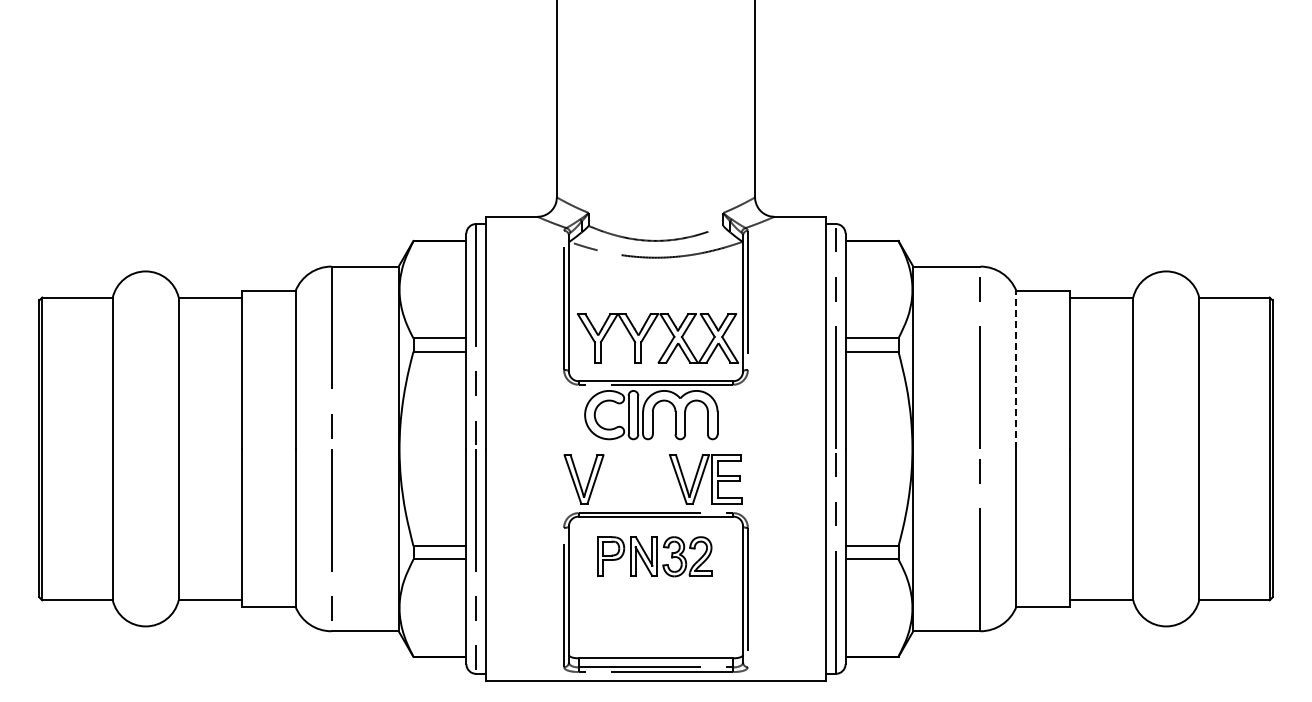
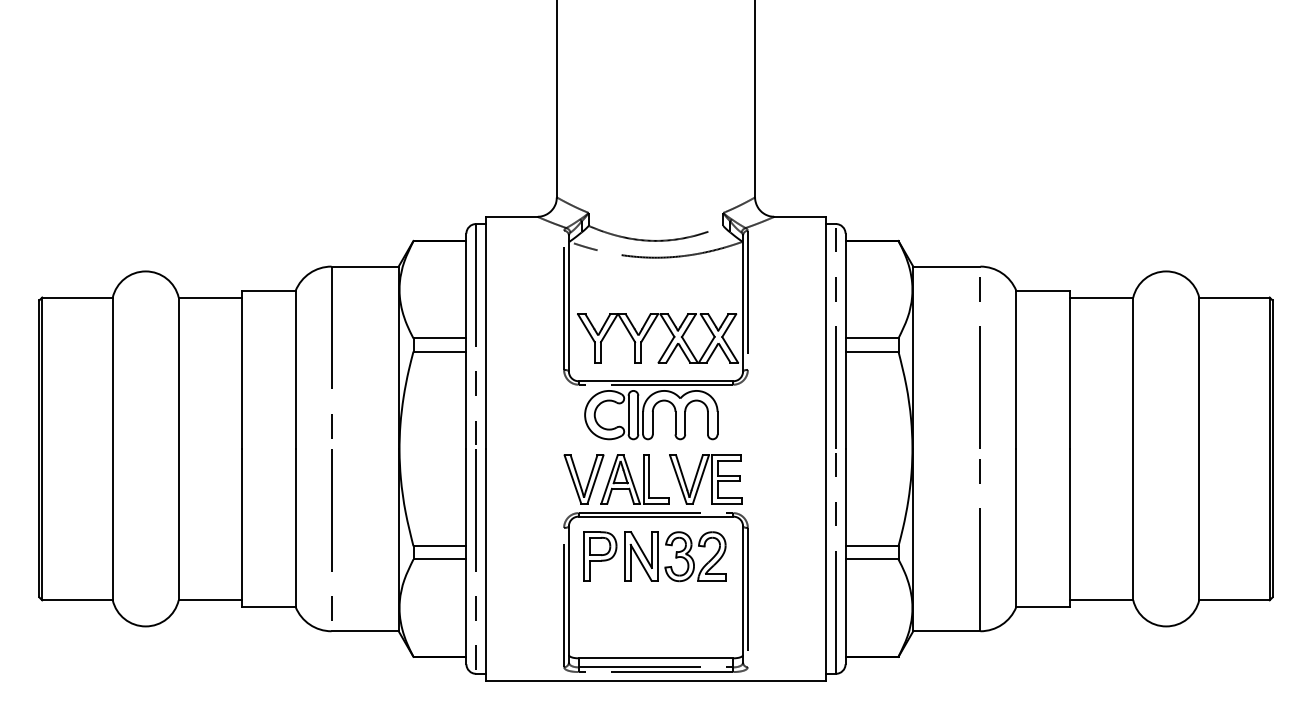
line: dashed -> solid (1016, 369)
part: none -> present (634, 479)
part size: 116x42 px -> 144x52 px (654, 556)
